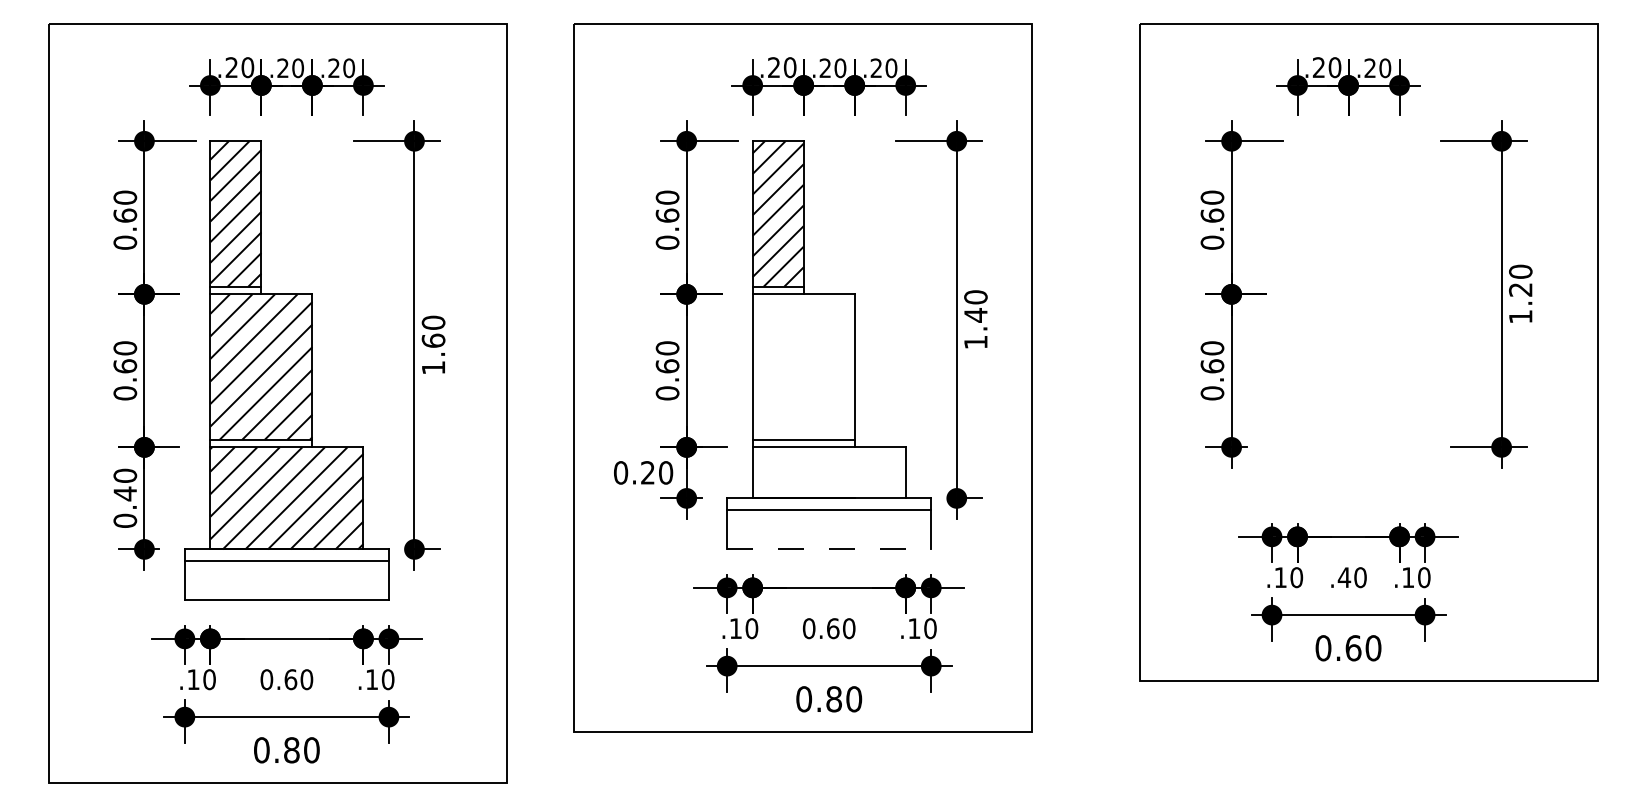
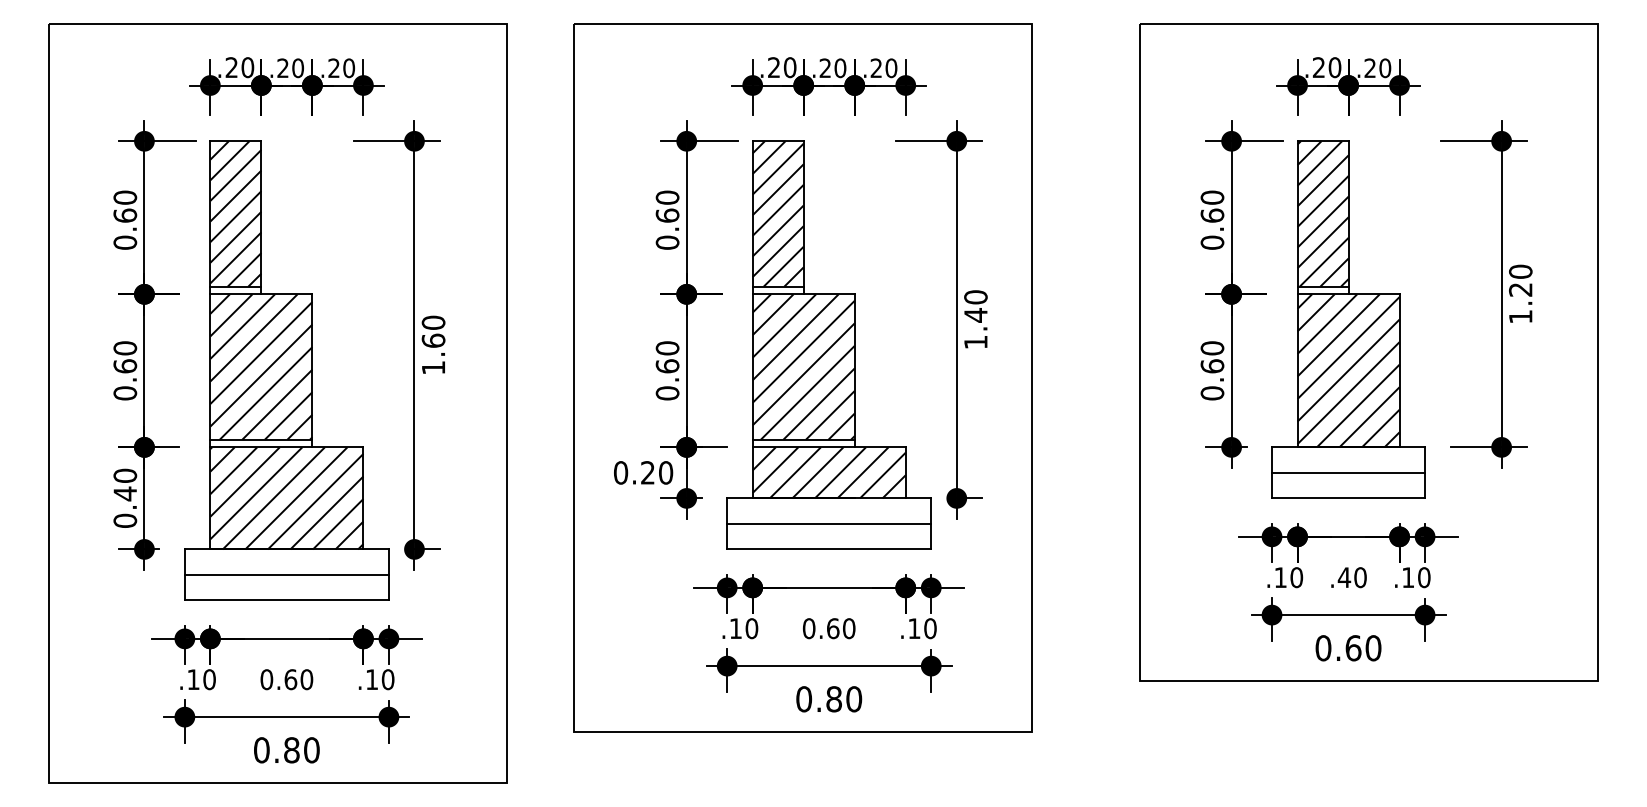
part: none -> present (1348, 319)
hatch: none -> present (803, 366)
hatch: none -> present (828, 472)
line position: (829, 509) -> (829, 523) (829, 523)
line: dashed -> solid (829, 549)
line position: (286, 560) -> (286, 574) (286, 574)
